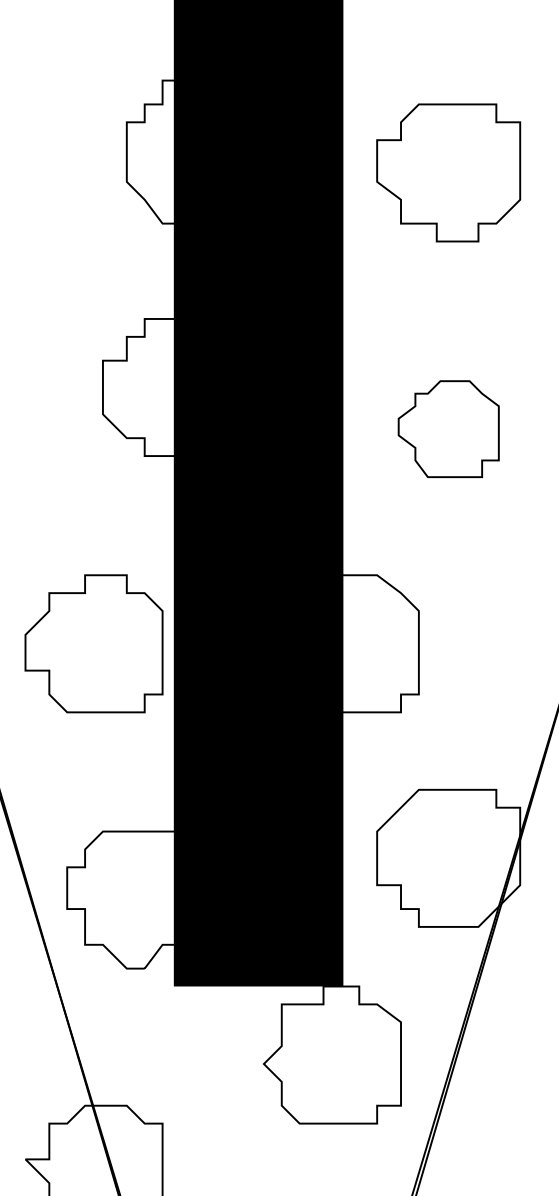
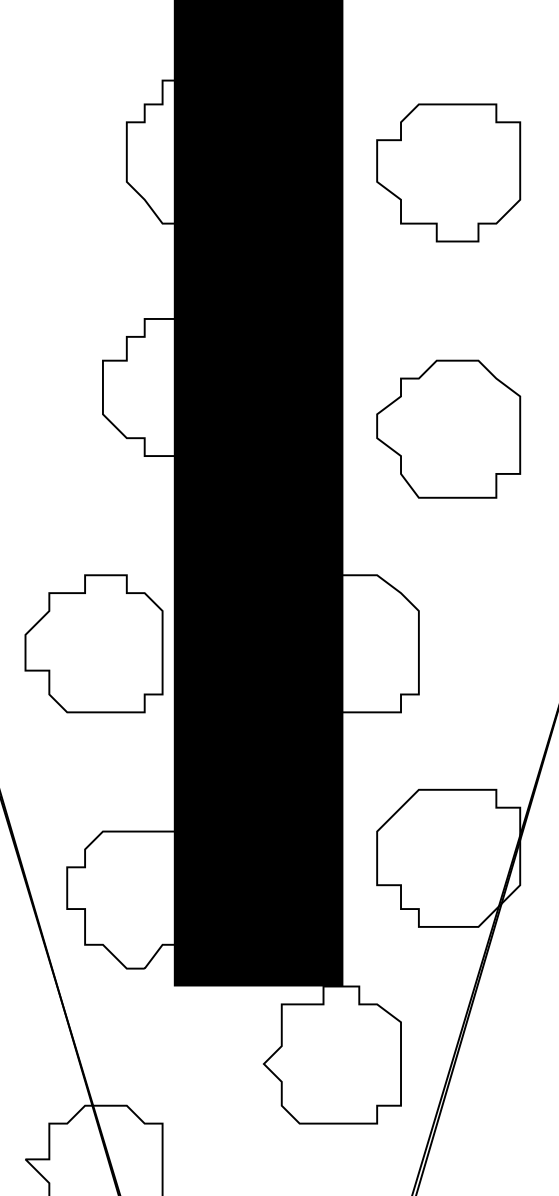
part size: 103x98 px -> 146x140 px (448, 428)
